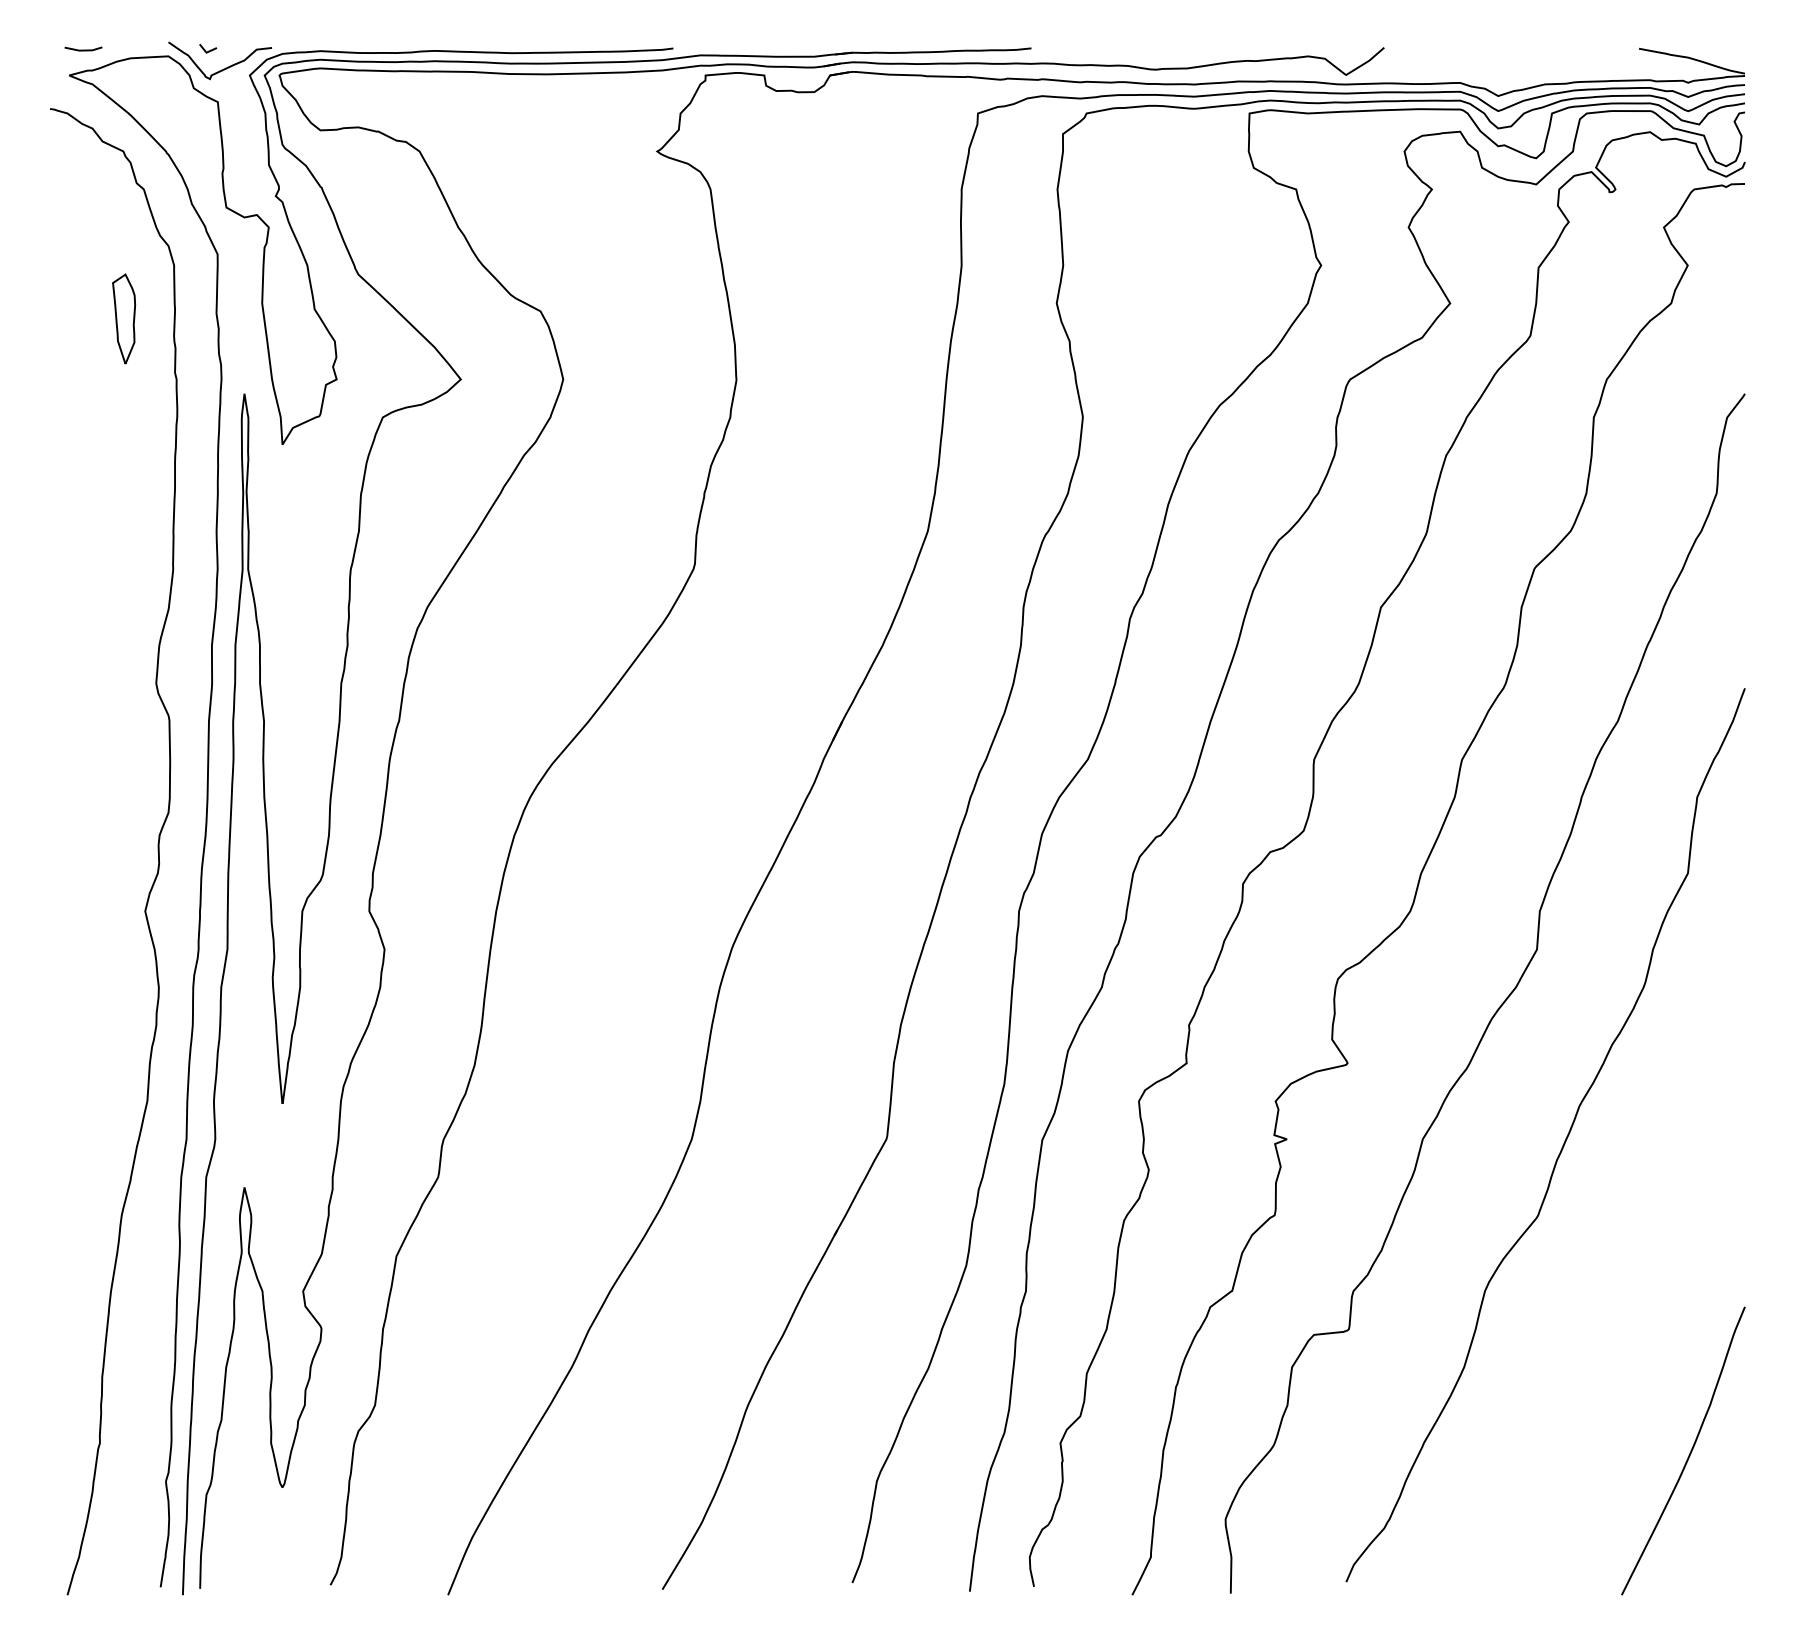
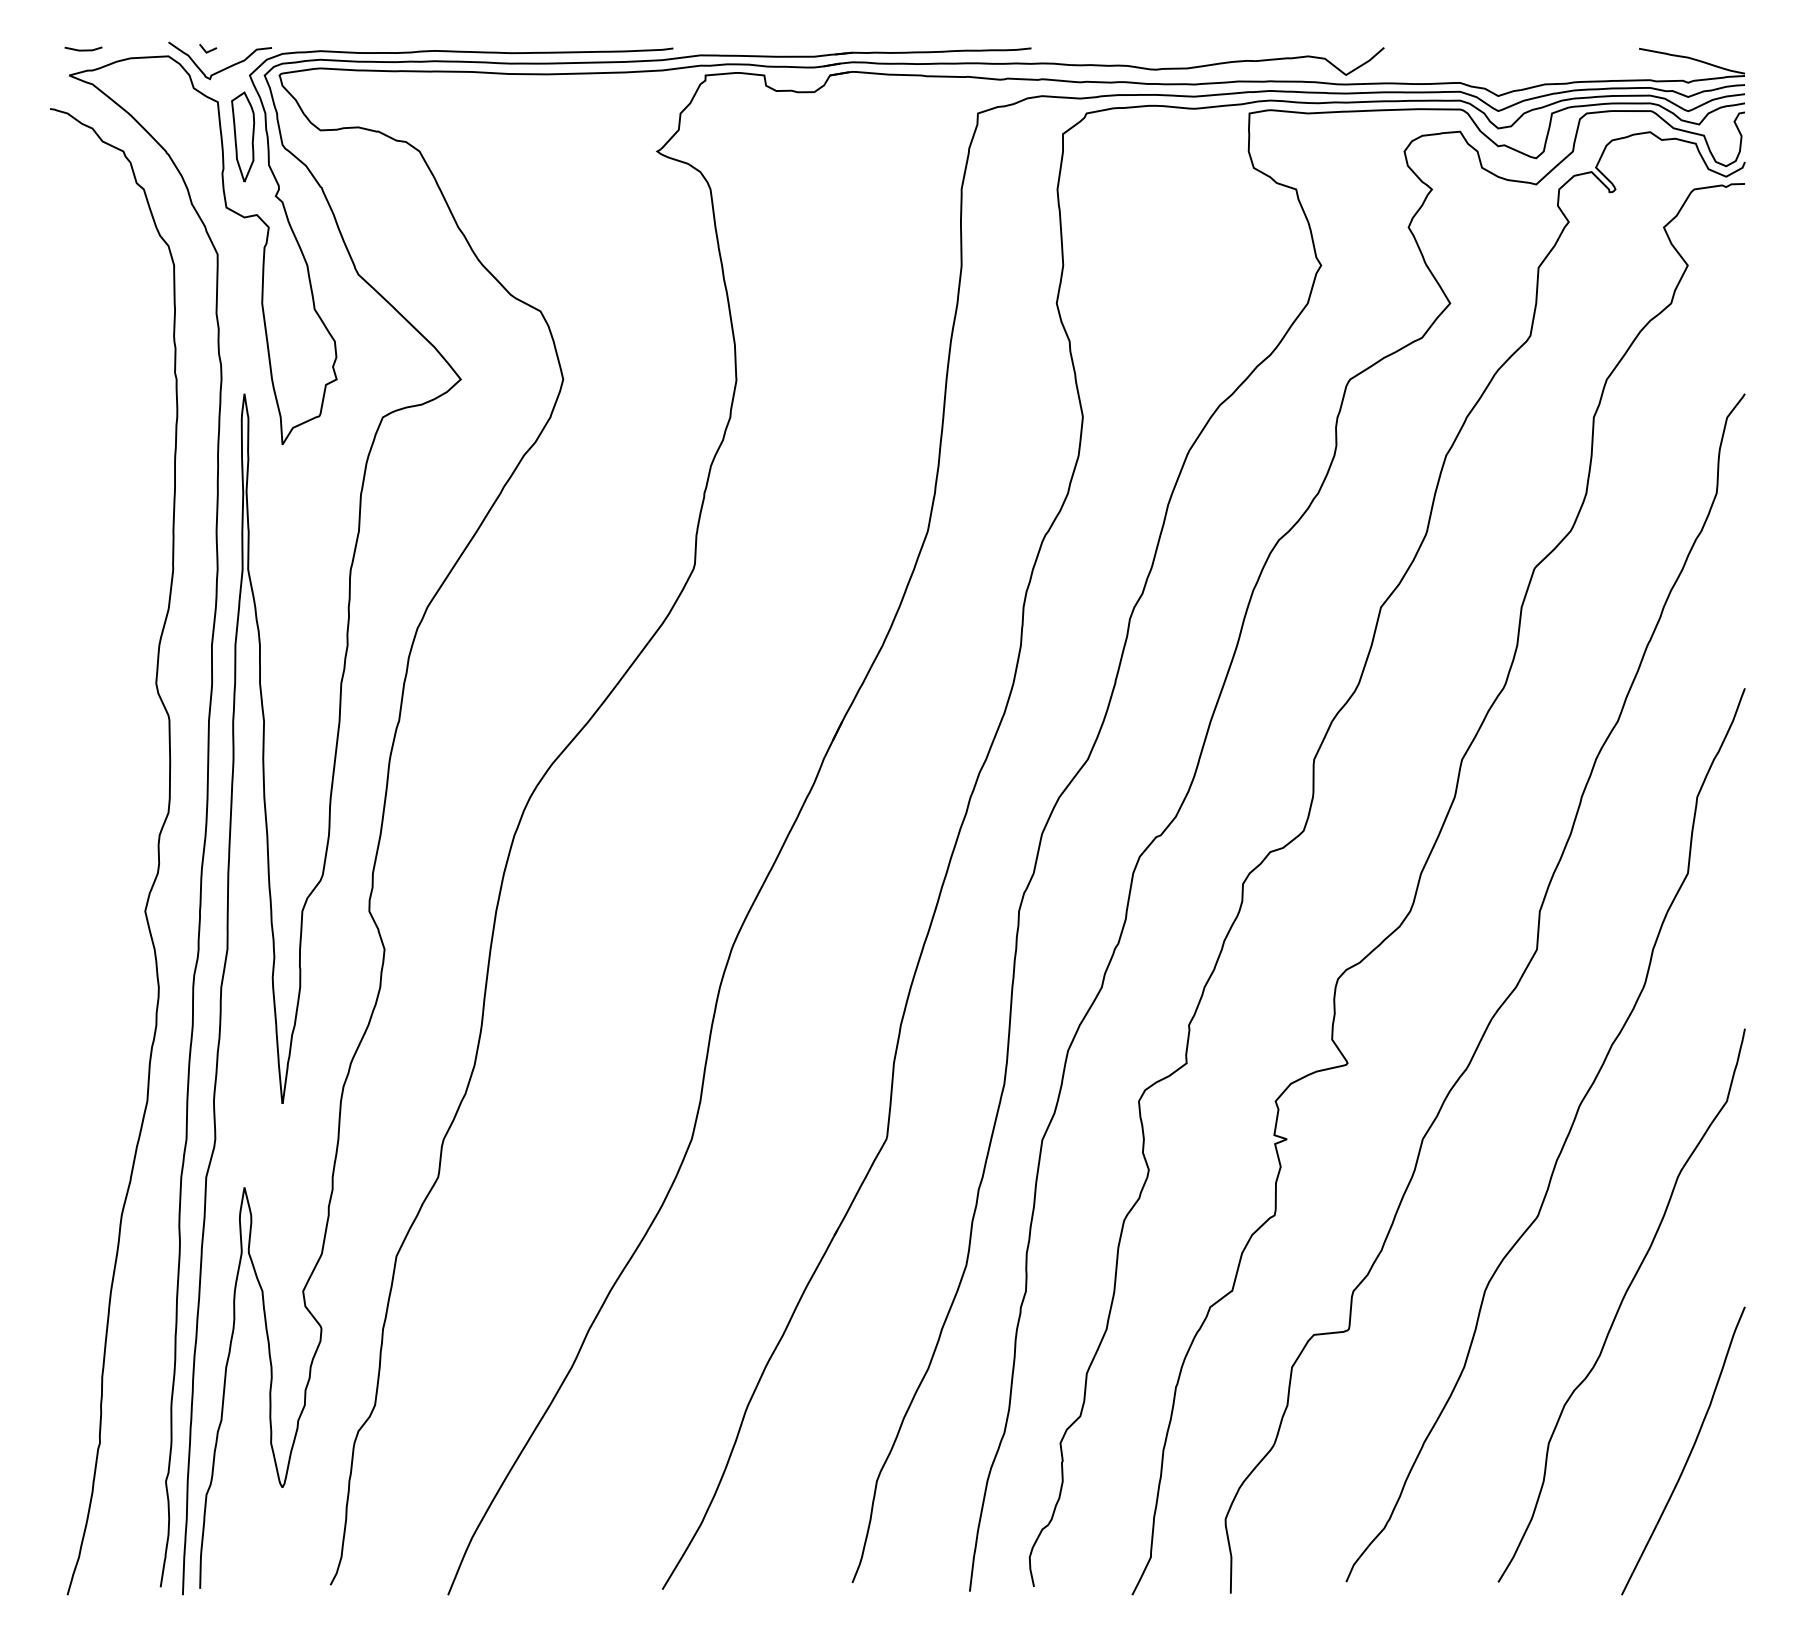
part position: (124, 318) -> (243, 136) (243, 136)
curve: none -> present (1621, 1305)
